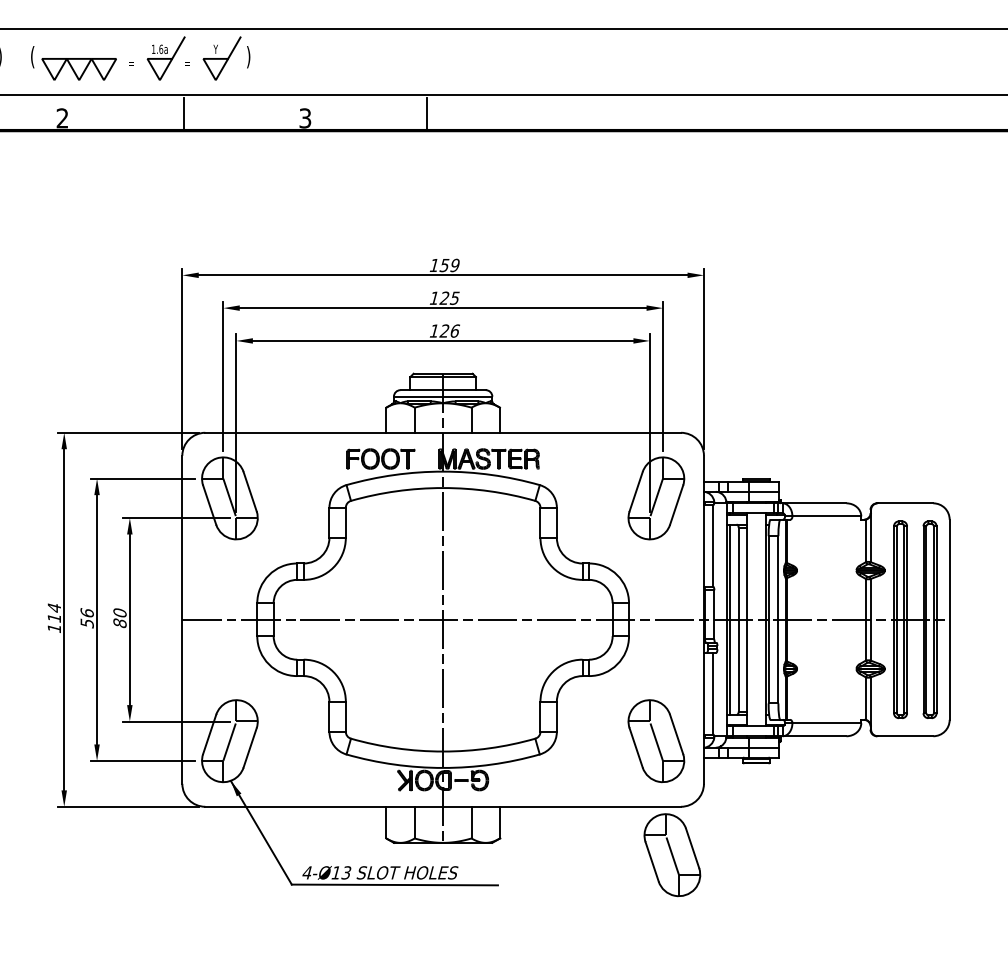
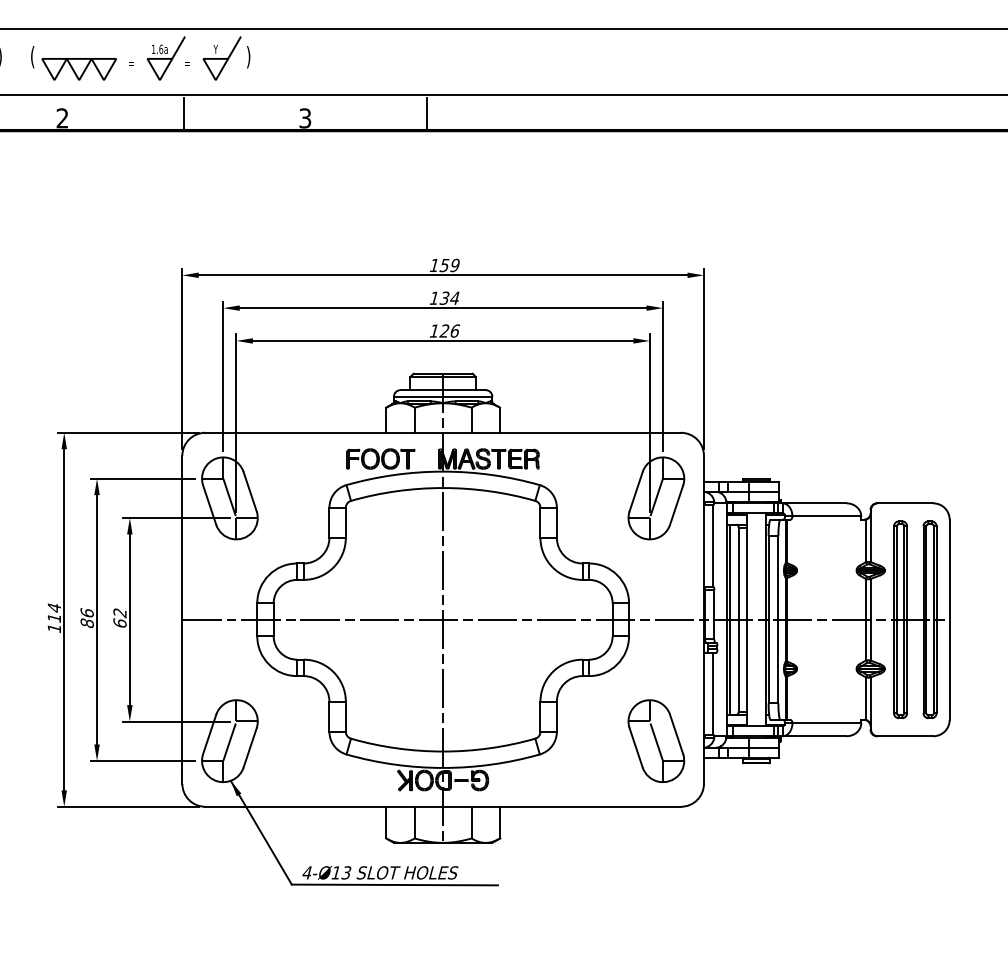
text: 125 -> 134 (449, 298)
text: 80 -> 62 (119, 618)
text: 56 -> 86 (86, 623)
part: present -> none (672, 855)
